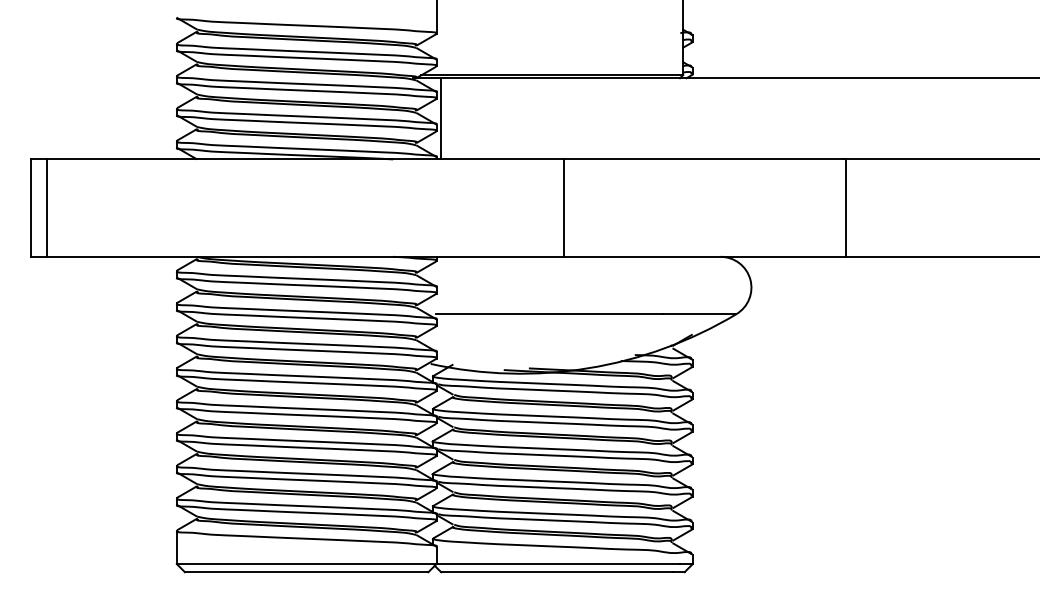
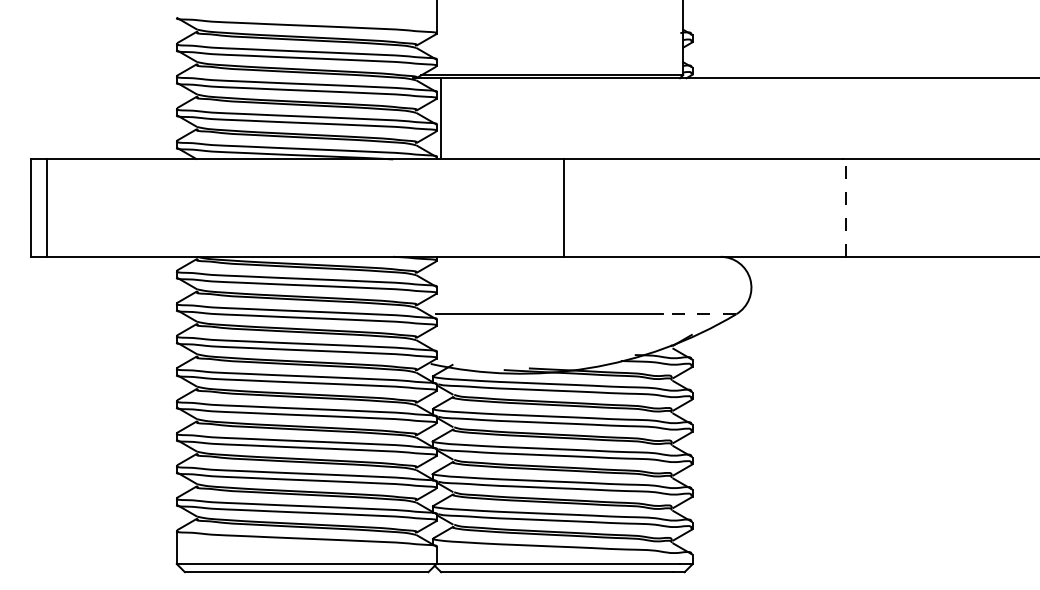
line: solid -> dashed (845, 208)
line: solid -> dashed (699, 314)
